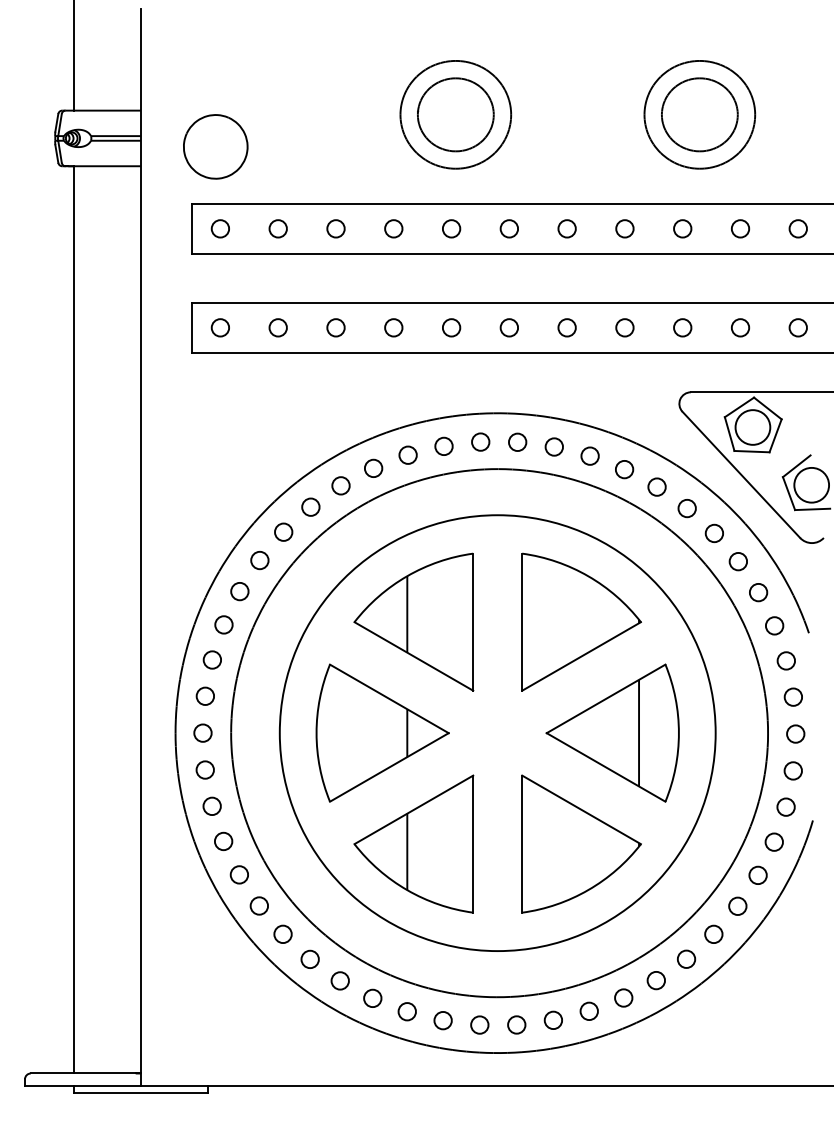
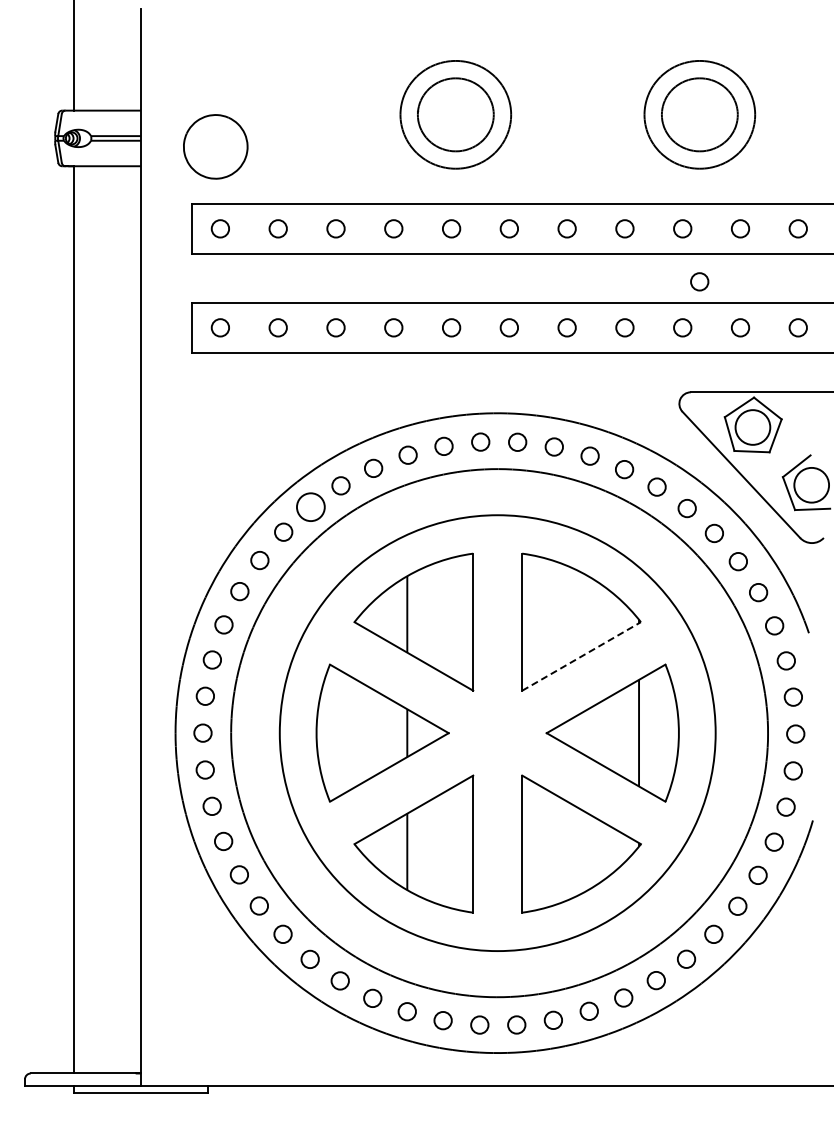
circle: none -> present (699, 281)
circle diameter: 17 px -> 28 px (310, 507)
line: solid -> dashed (581, 656)
